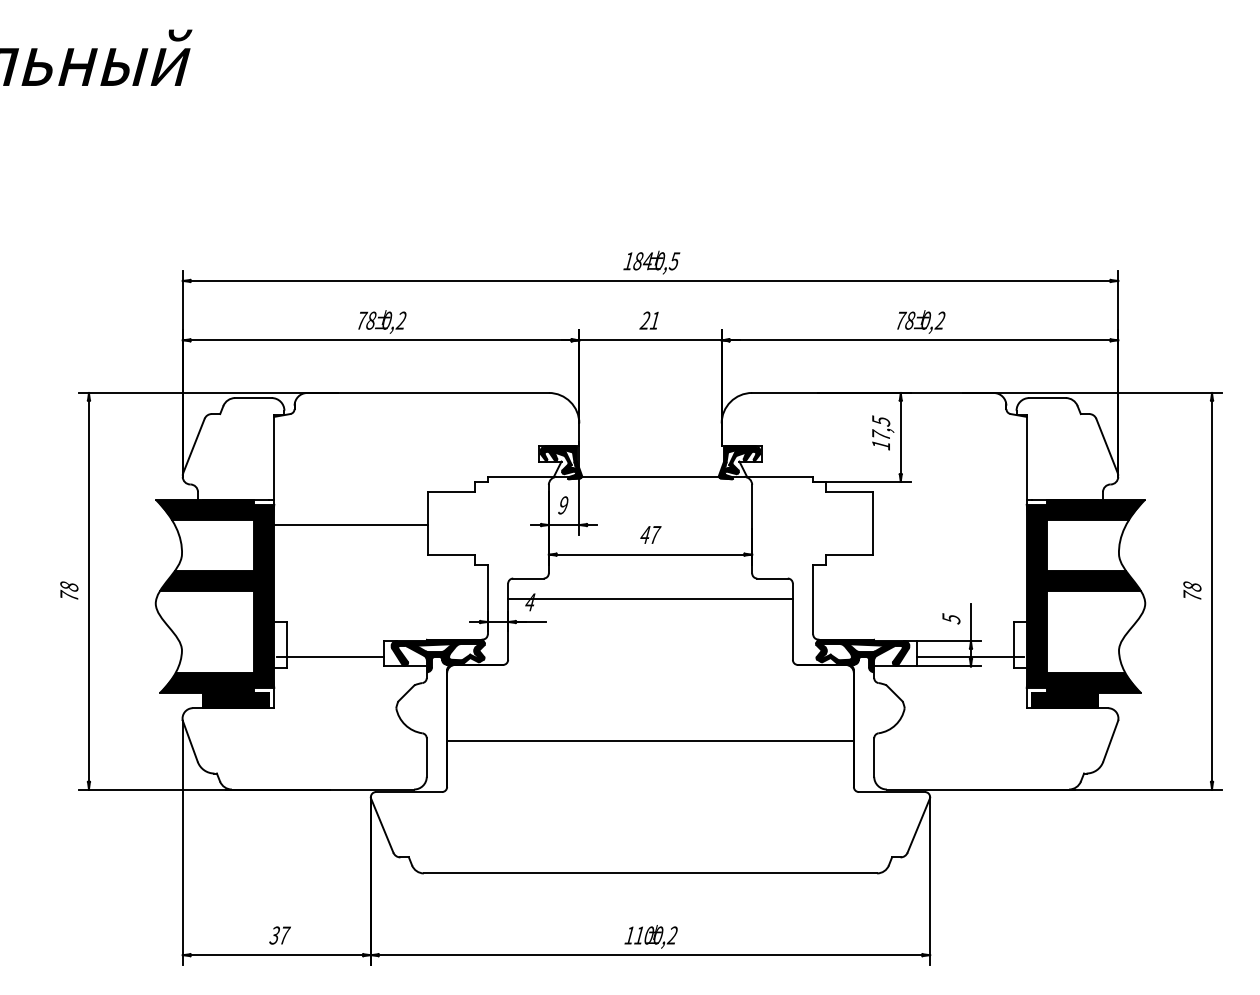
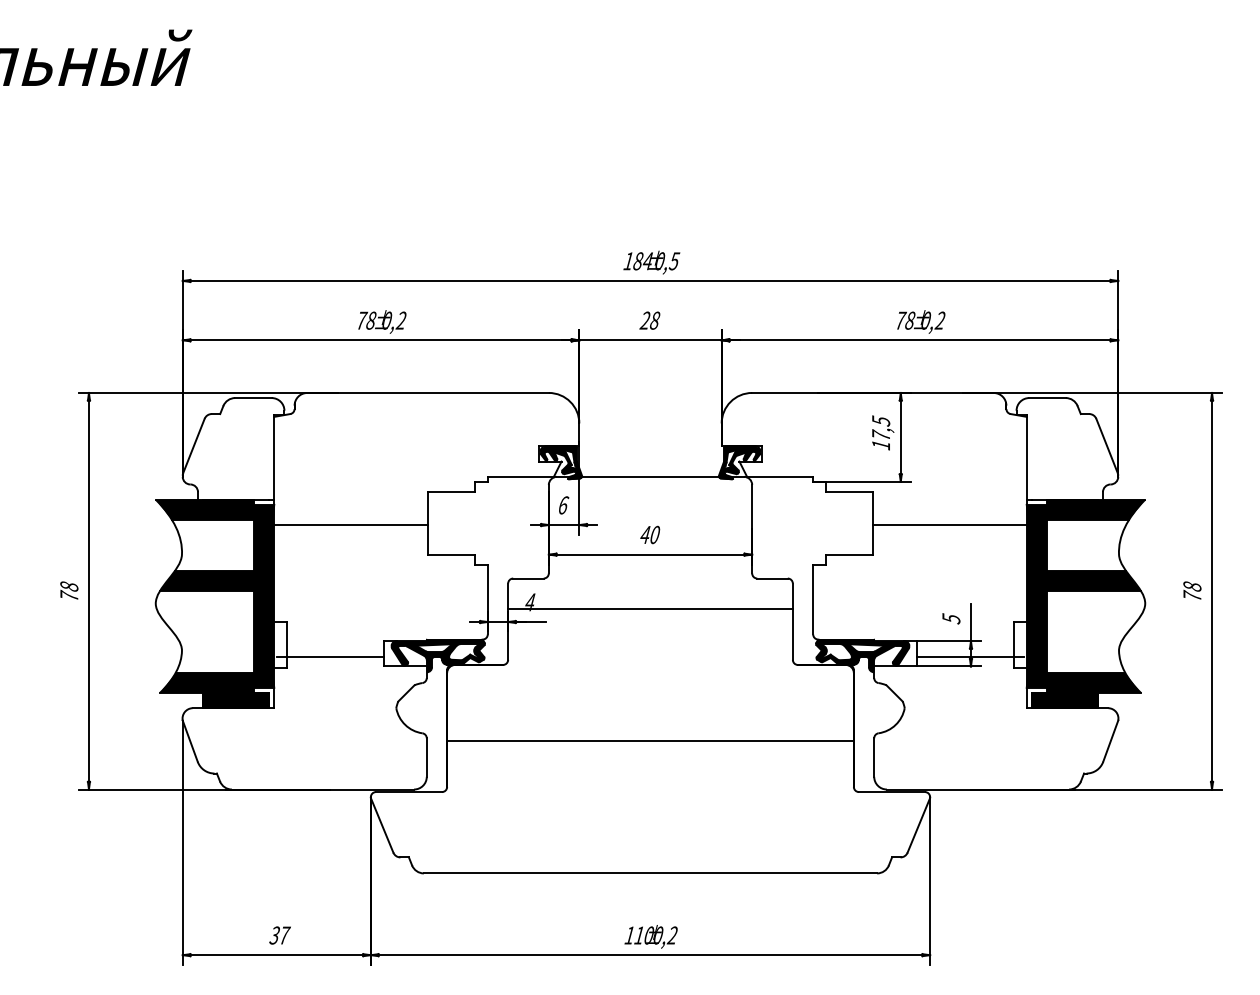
text: 21 -> 28 (654, 320)
text: 9 -> 6 (563, 505)
line: none -> present (954, 525)
text: 47 -> 40 (655, 534)
line position: (650, 599) -> (650, 609) (650, 609)
